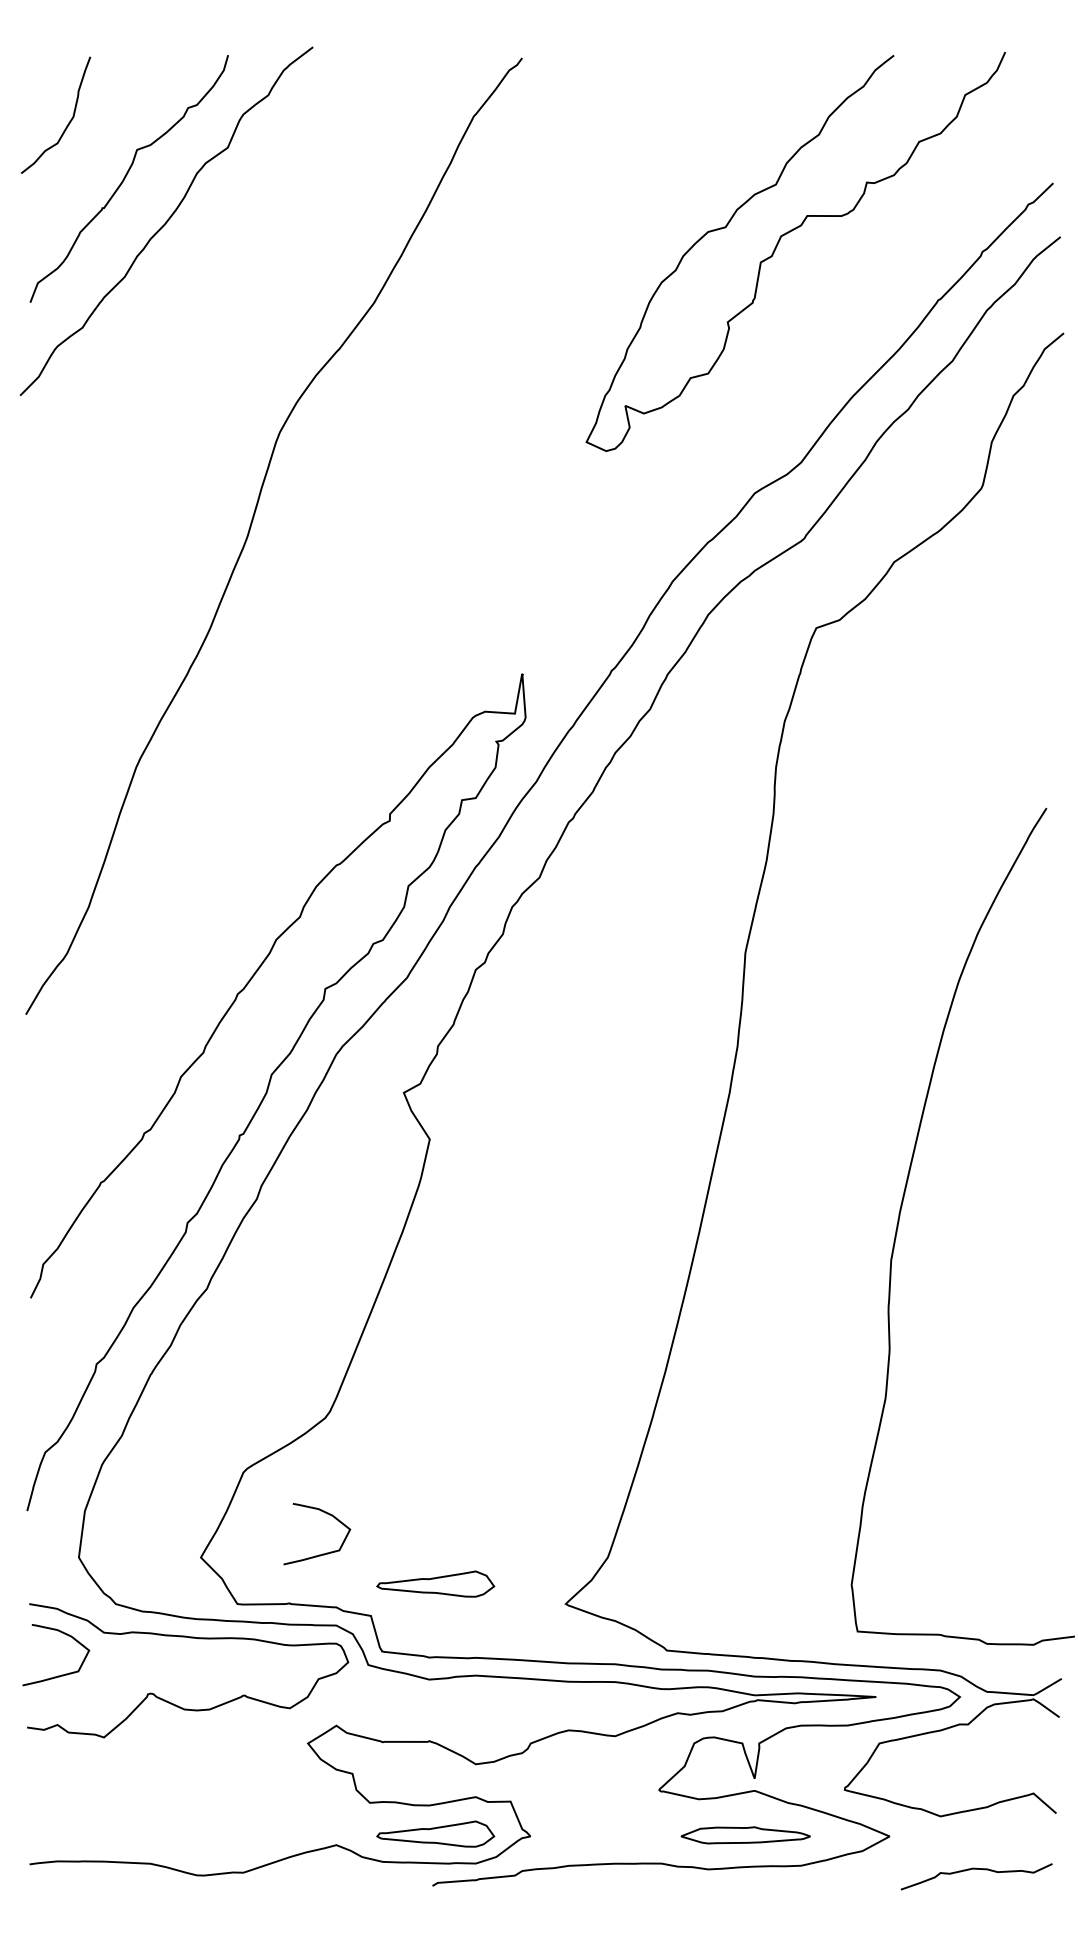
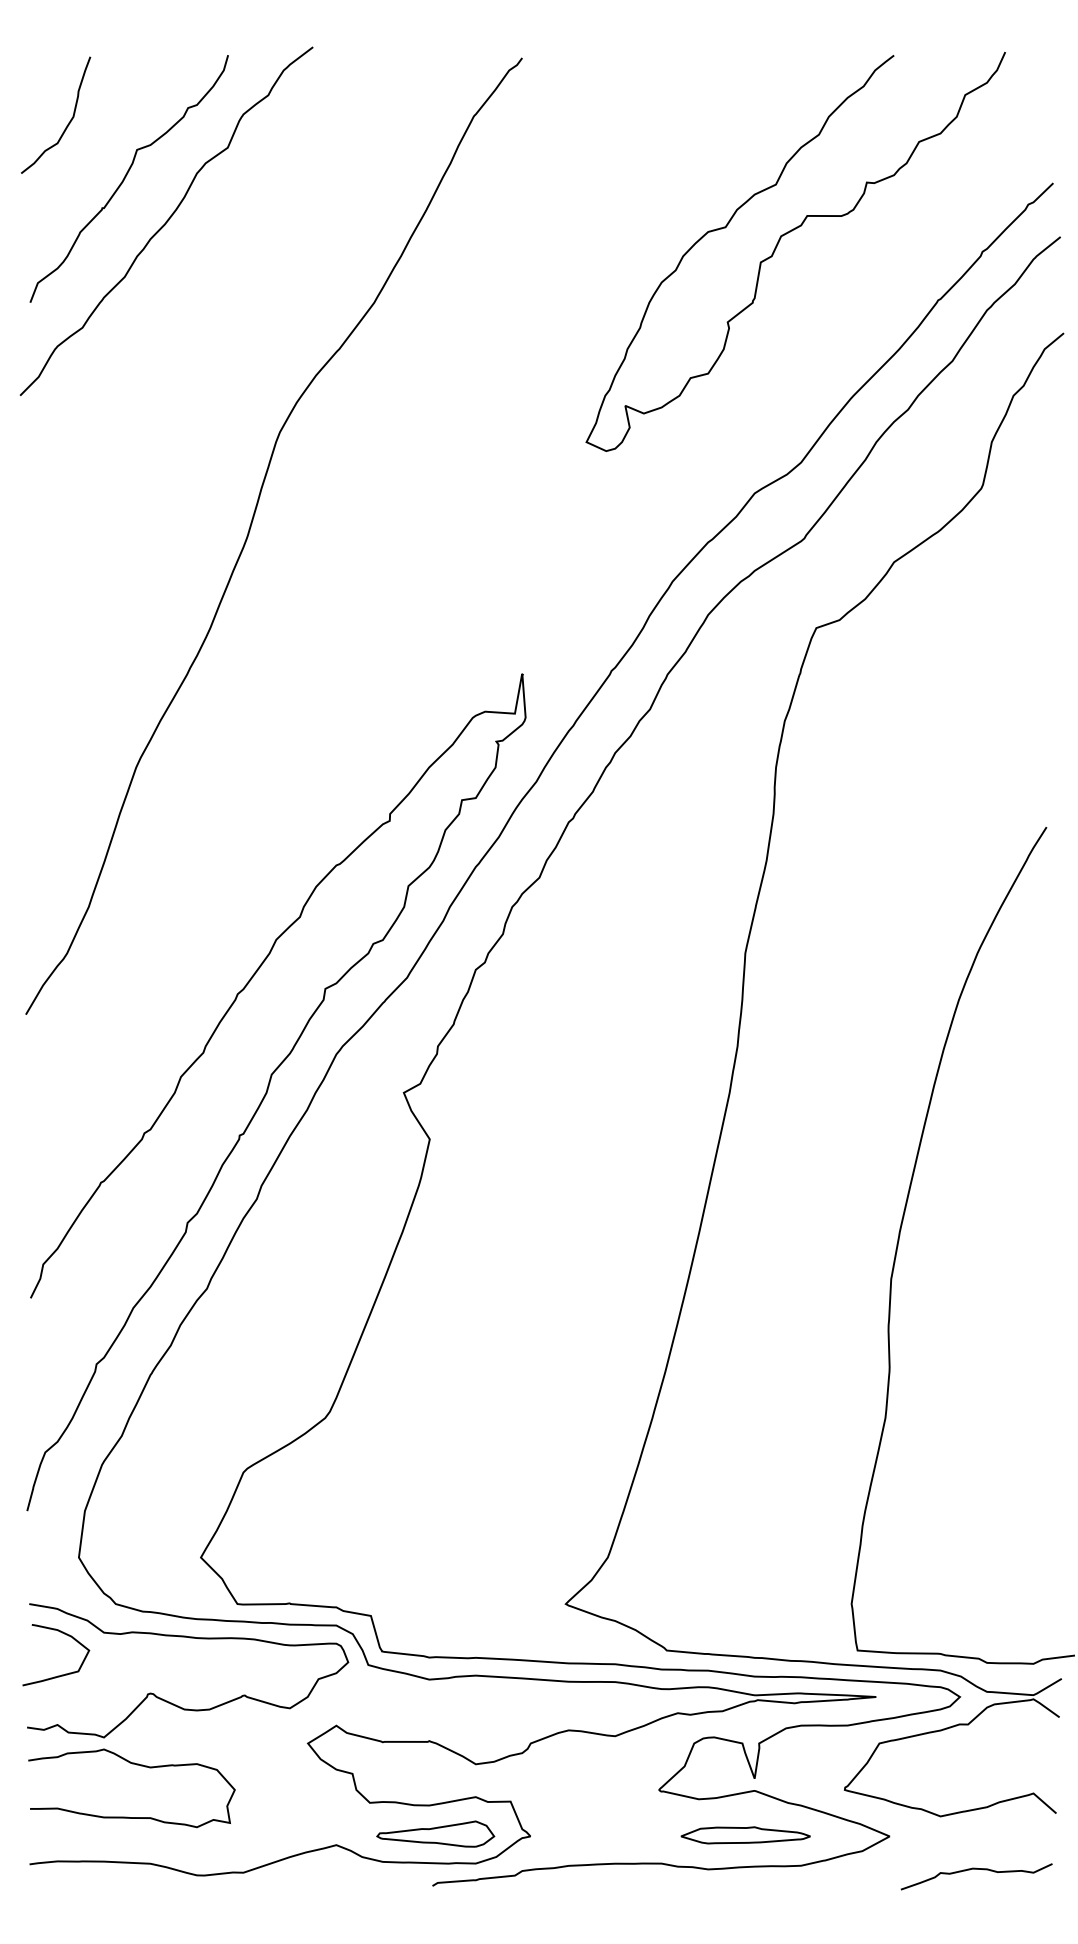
curve position: (900, 1216) -> (900, 1235) (900, 1235)
curve: present -> none (322, 1553)
part: present -> none (435, 1583)
curve: none -> present (136, 1765)
